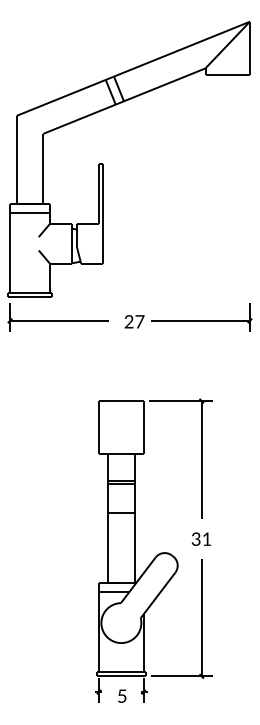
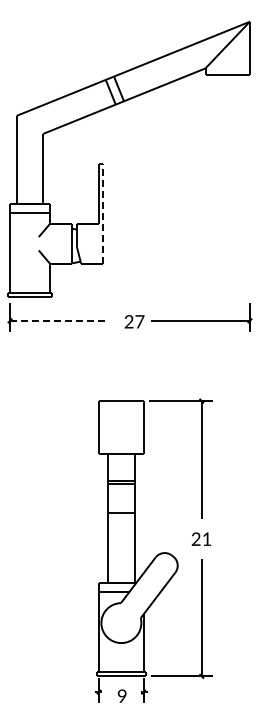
line: solid -> dashed (103, 213)
line: solid -> dashed (59, 320)
text: 31 -> 21 (195, 540)
text: 5 -> 9 (121, 695)
